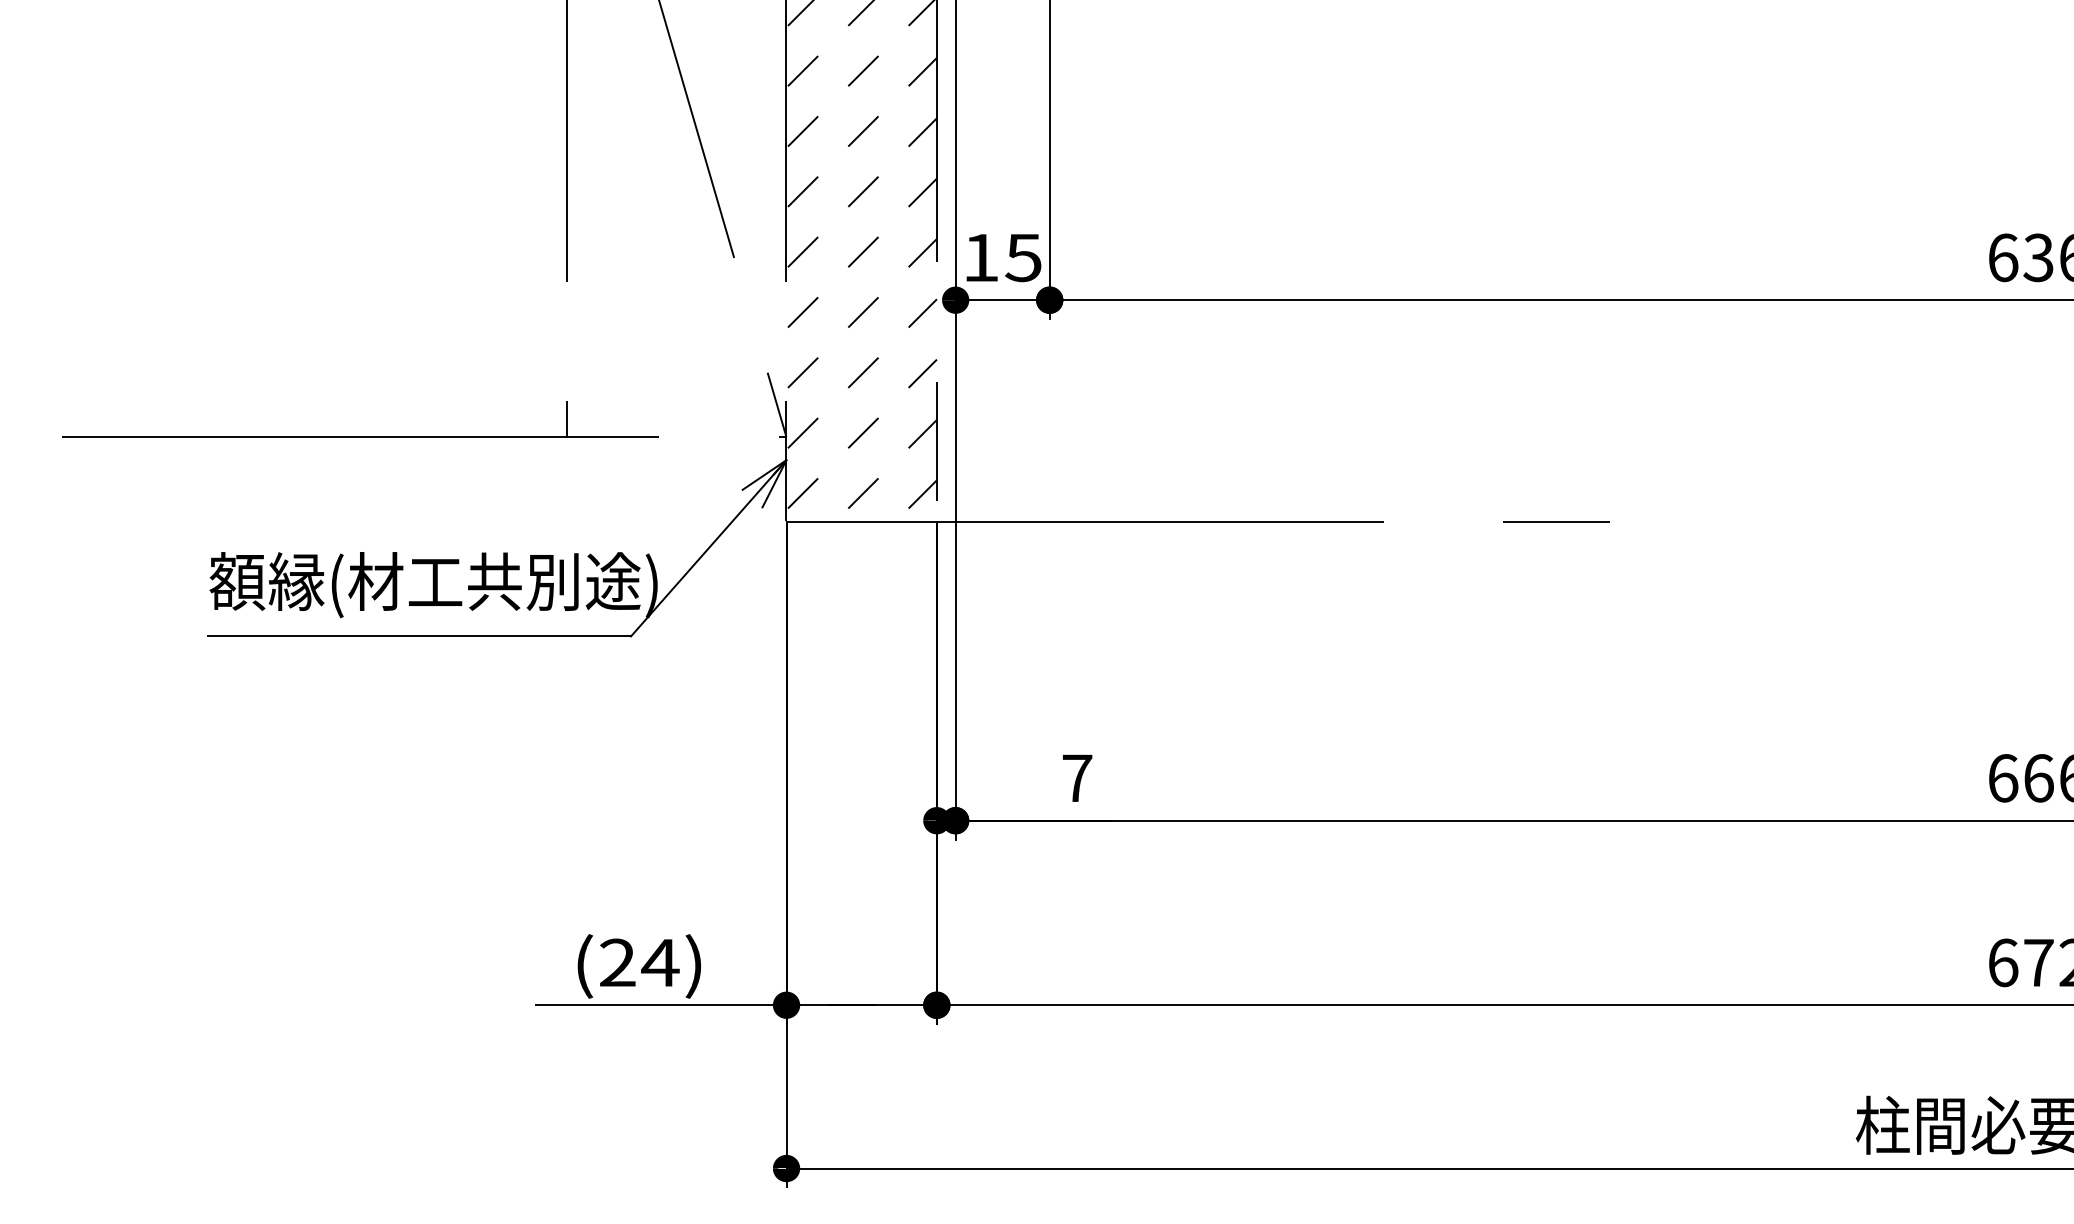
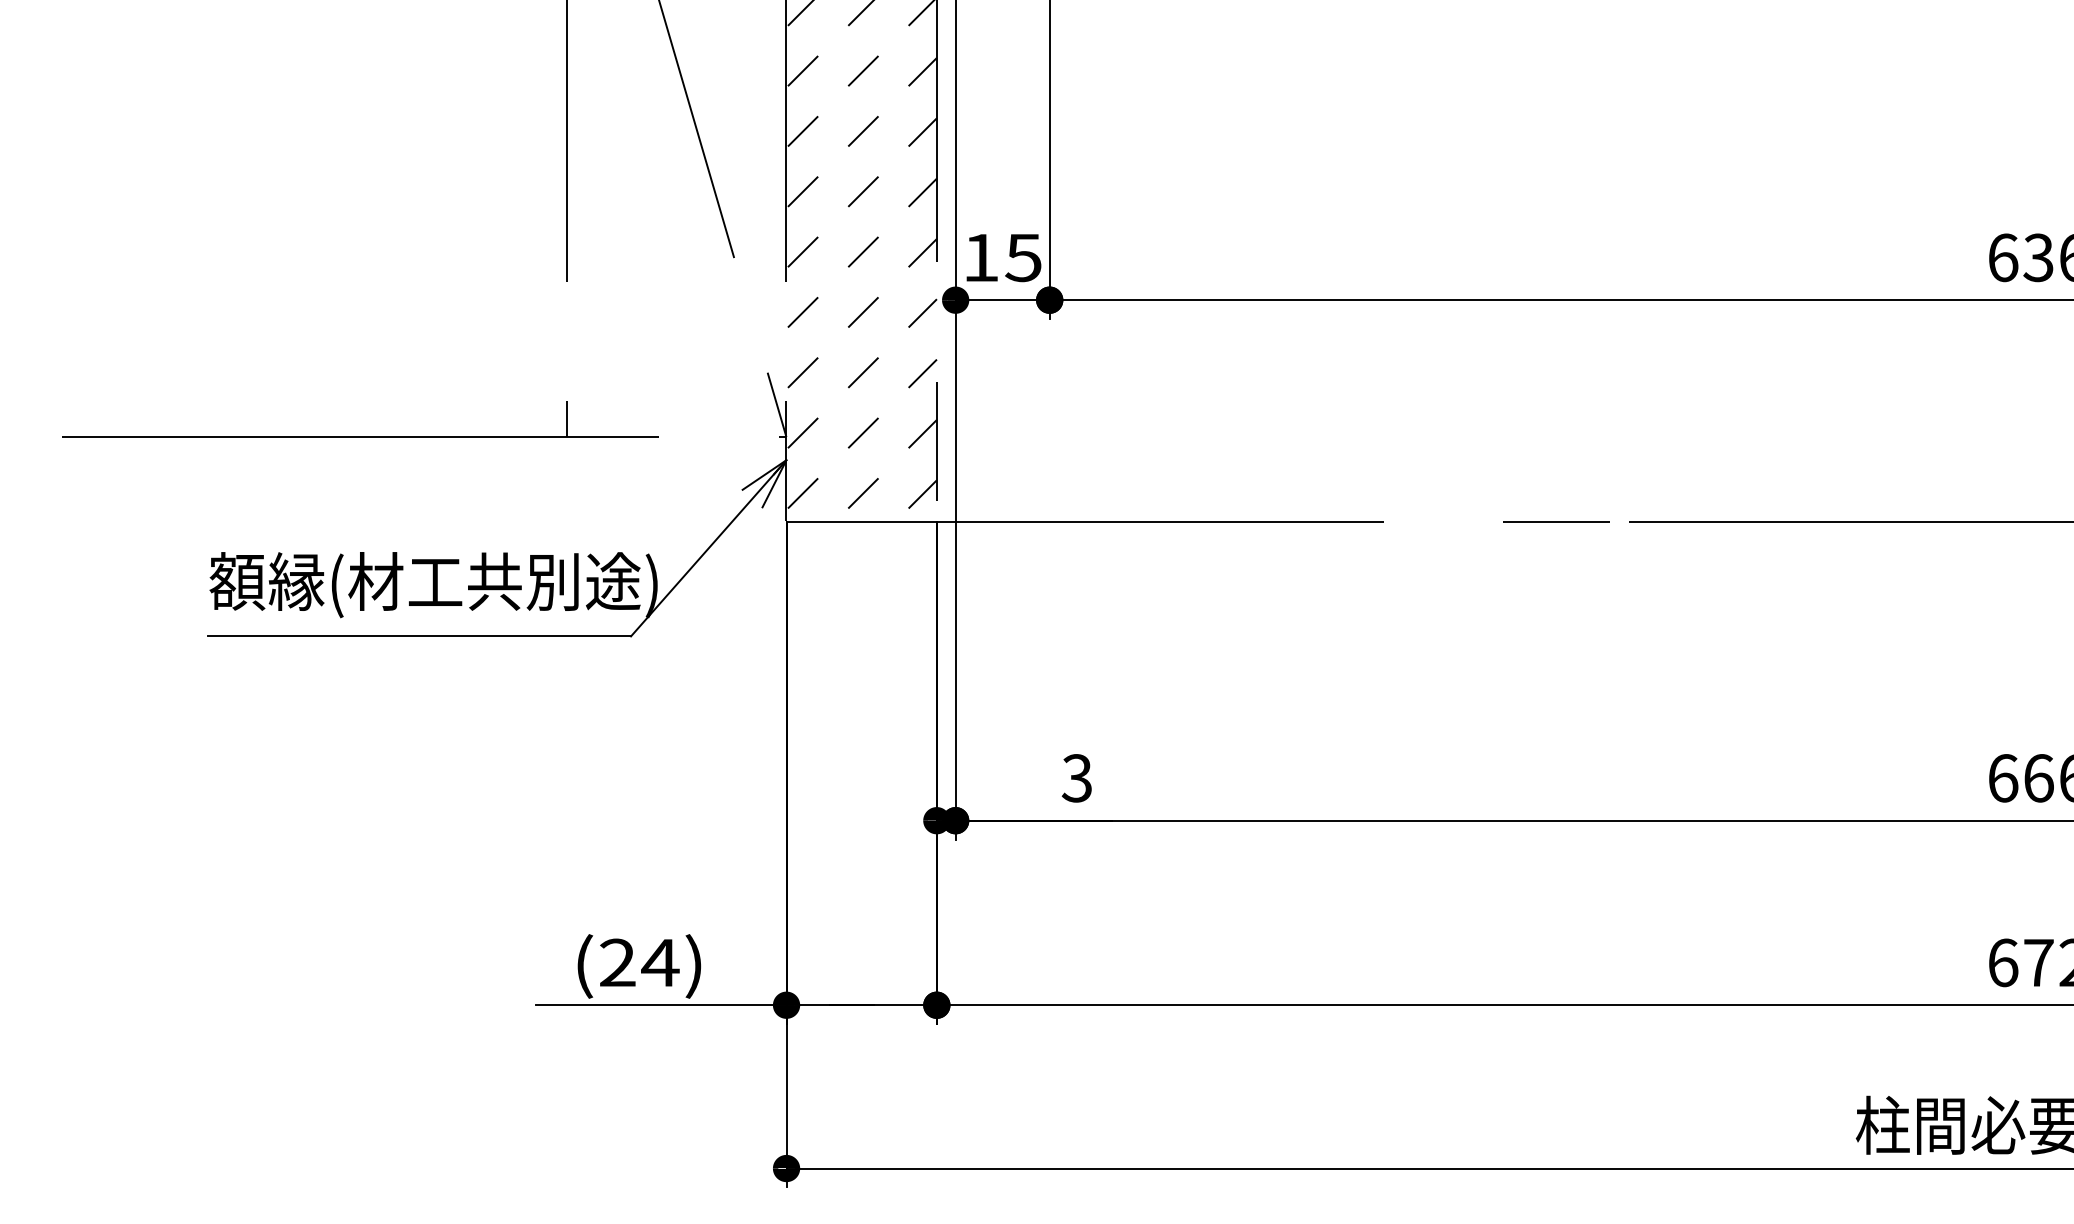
line: none -> present (1849, 521)
text: 7 -> 3 (1076, 778)
